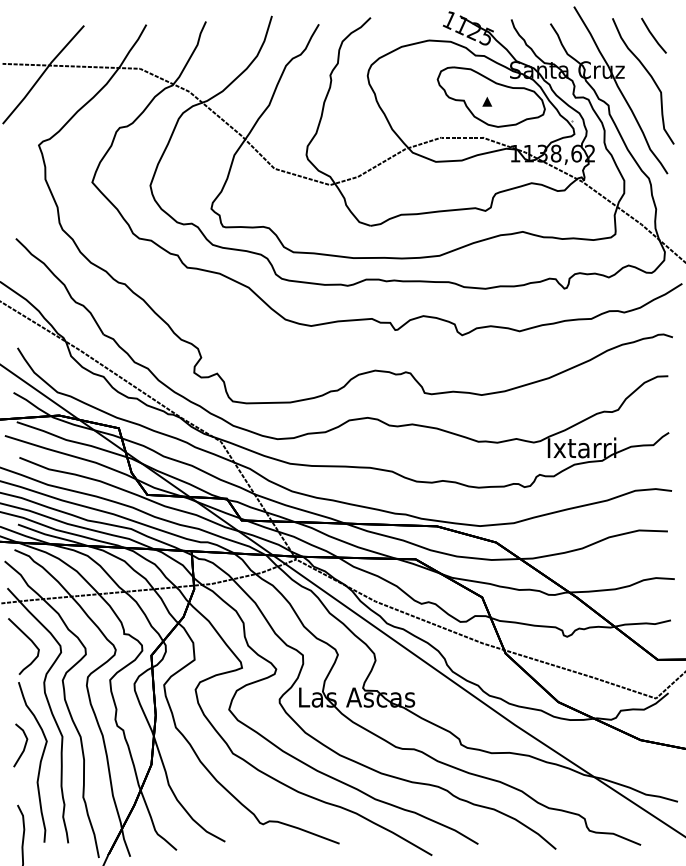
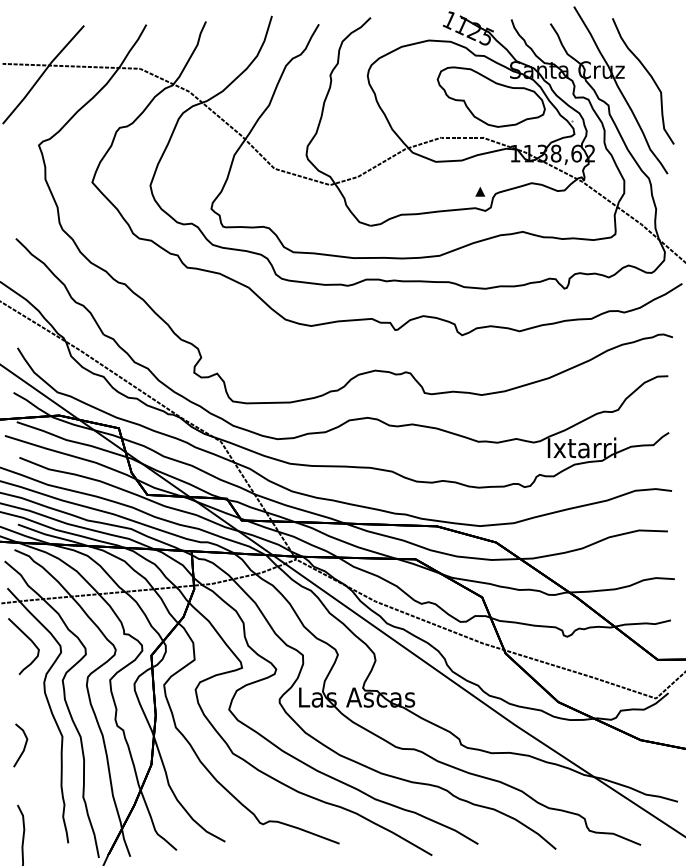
line: present -> none (653, 35)
part position: (487, 101) -> (480, 191) (480, 191)
curve: present -> none (39, 762)
